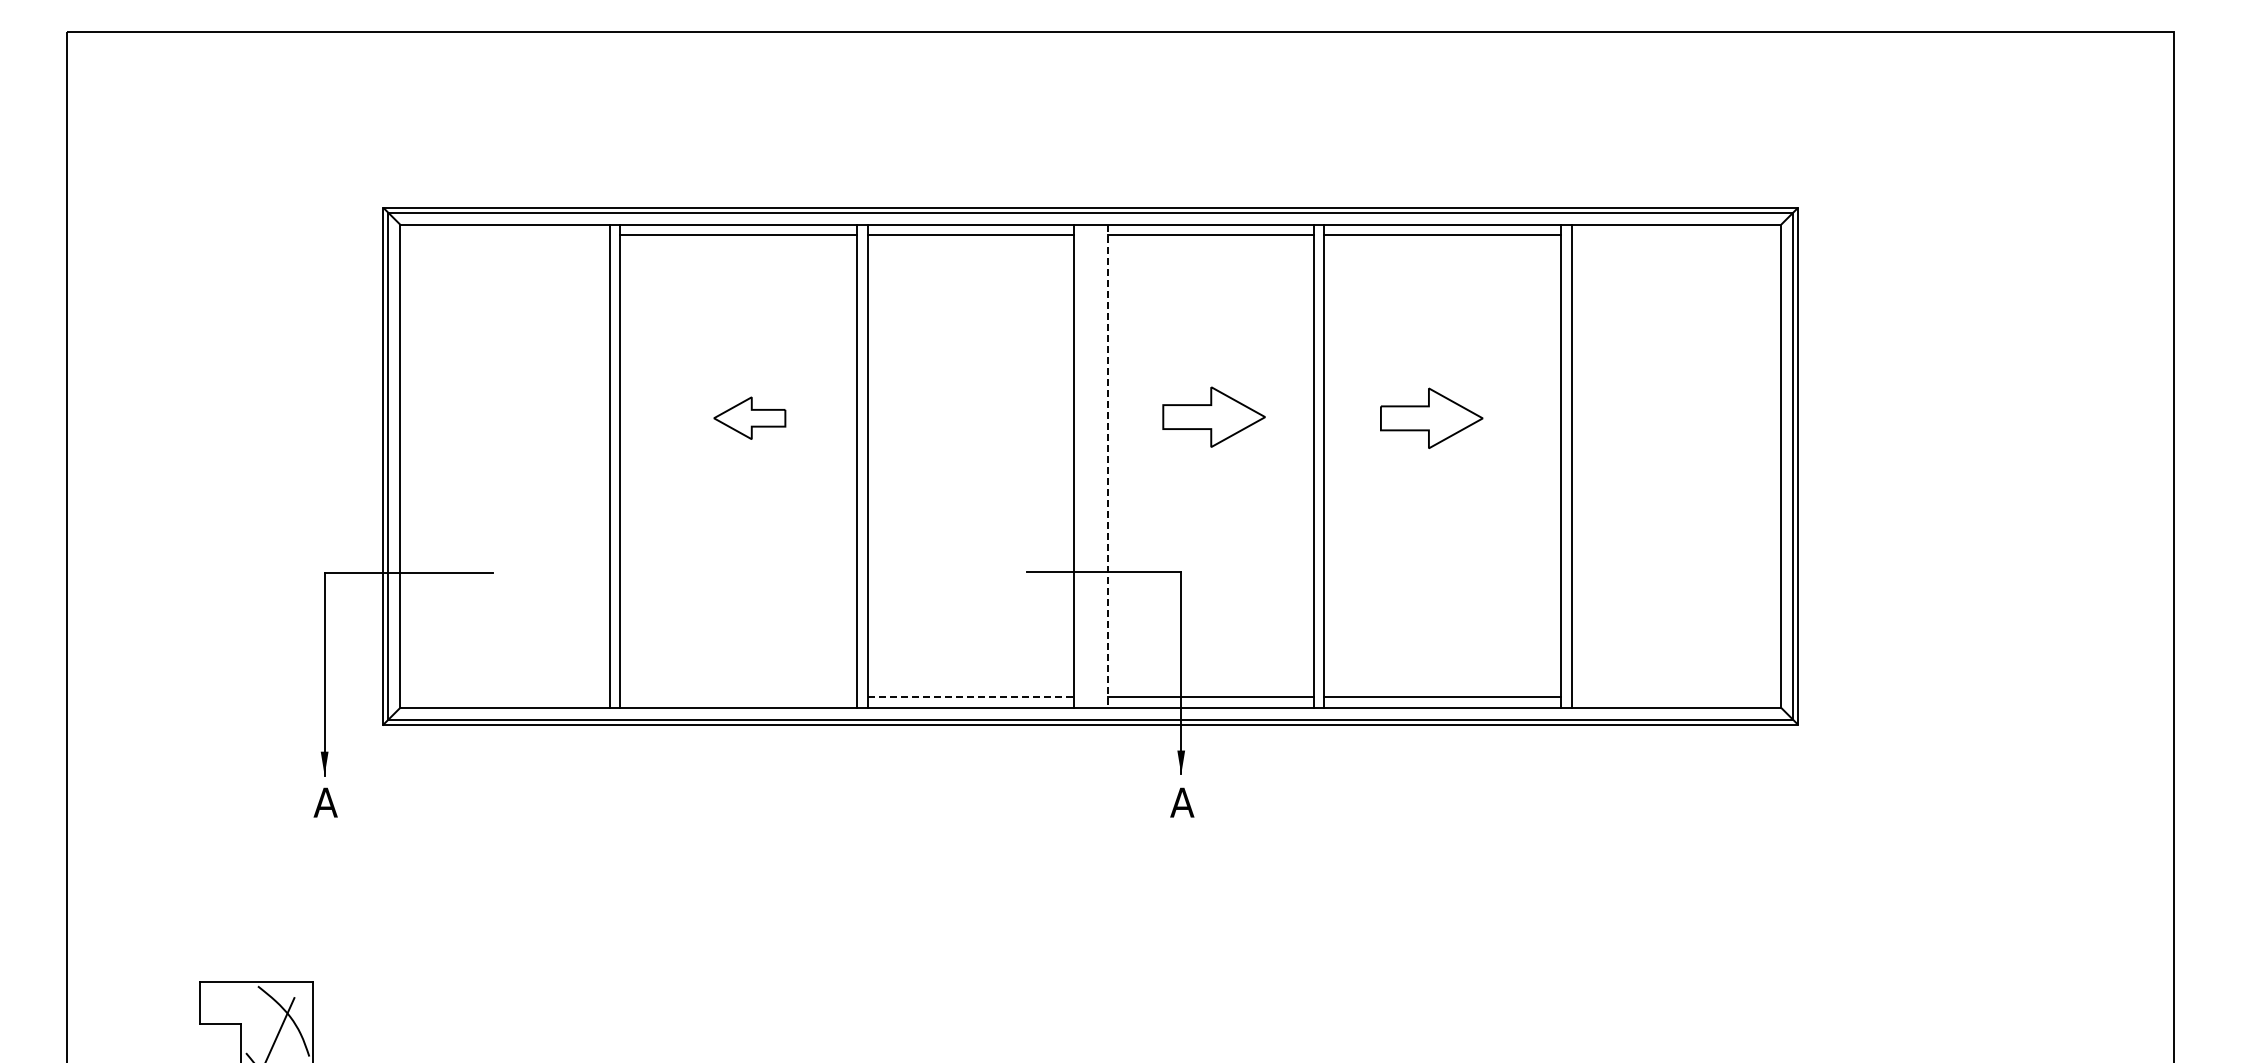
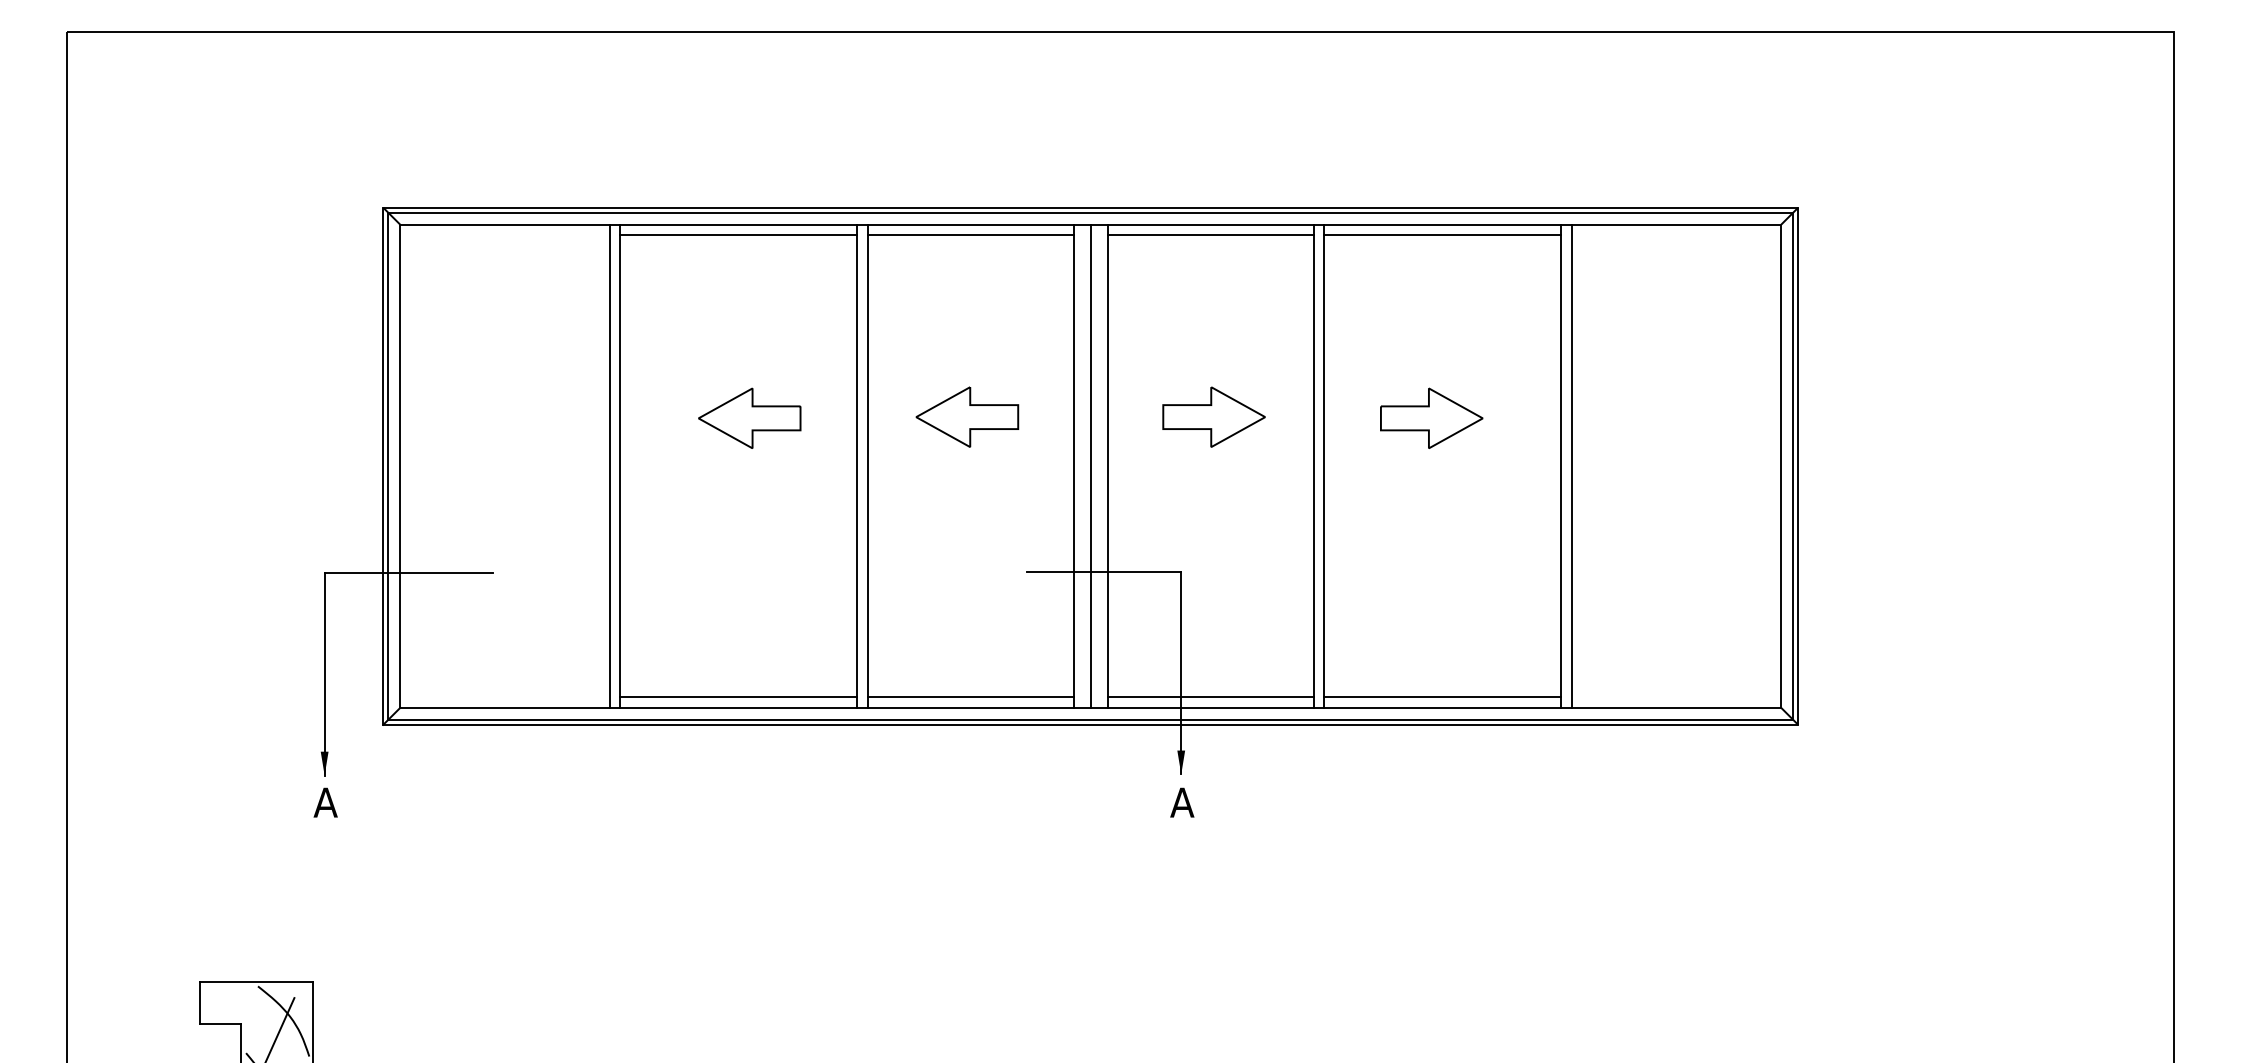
part: none -> present (967, 416)
part size: 74x44 px -> 104x62 px (749, 417)
line: none -> present (1090, 465)
line: dashed -> solid (1107, 466)
line: none -> present (738, 697)
line: dashed -> solid (970, 697)
